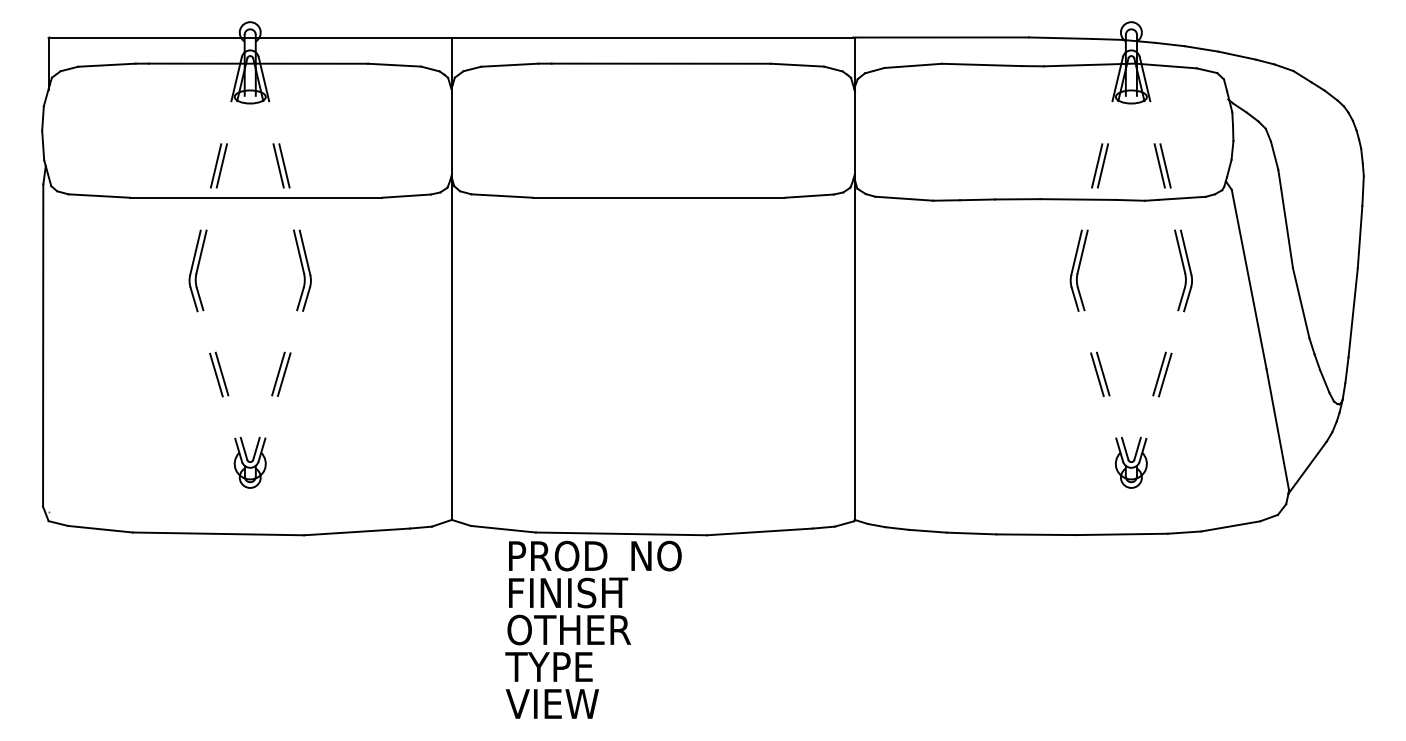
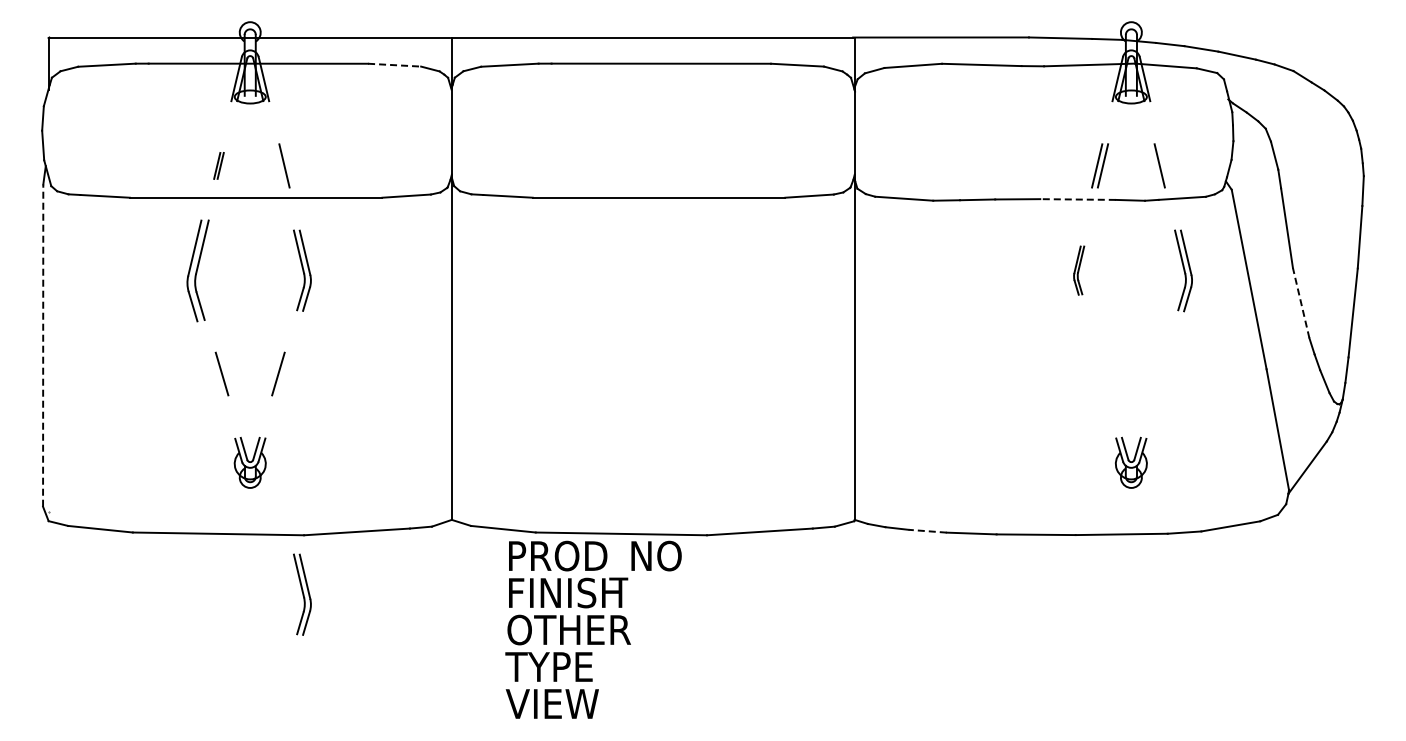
line: solid -> dashed (394, 65)
part size: 18x46 px -> 12x28 px (218, 165)
line: present -> none (278, 165)
line: present -> none (1165, 165)
line: solid -> dashed (1078, 199)
part size: 20x84 px -> 24x104 px (197, 270)
part size: 20x83 px -> 13x51 px (1079, 270)
line: solid -> dashed (1301, 302)
line: solid -> dashed (43, 345)
part: present -> none (1100, 373)
line: present -> none (216, 374)
line: present -> none (283, 374)
part: present -> none (1162, 374)
line: solid -> dashed (927, 531)
part: none -> present (302, 594)
